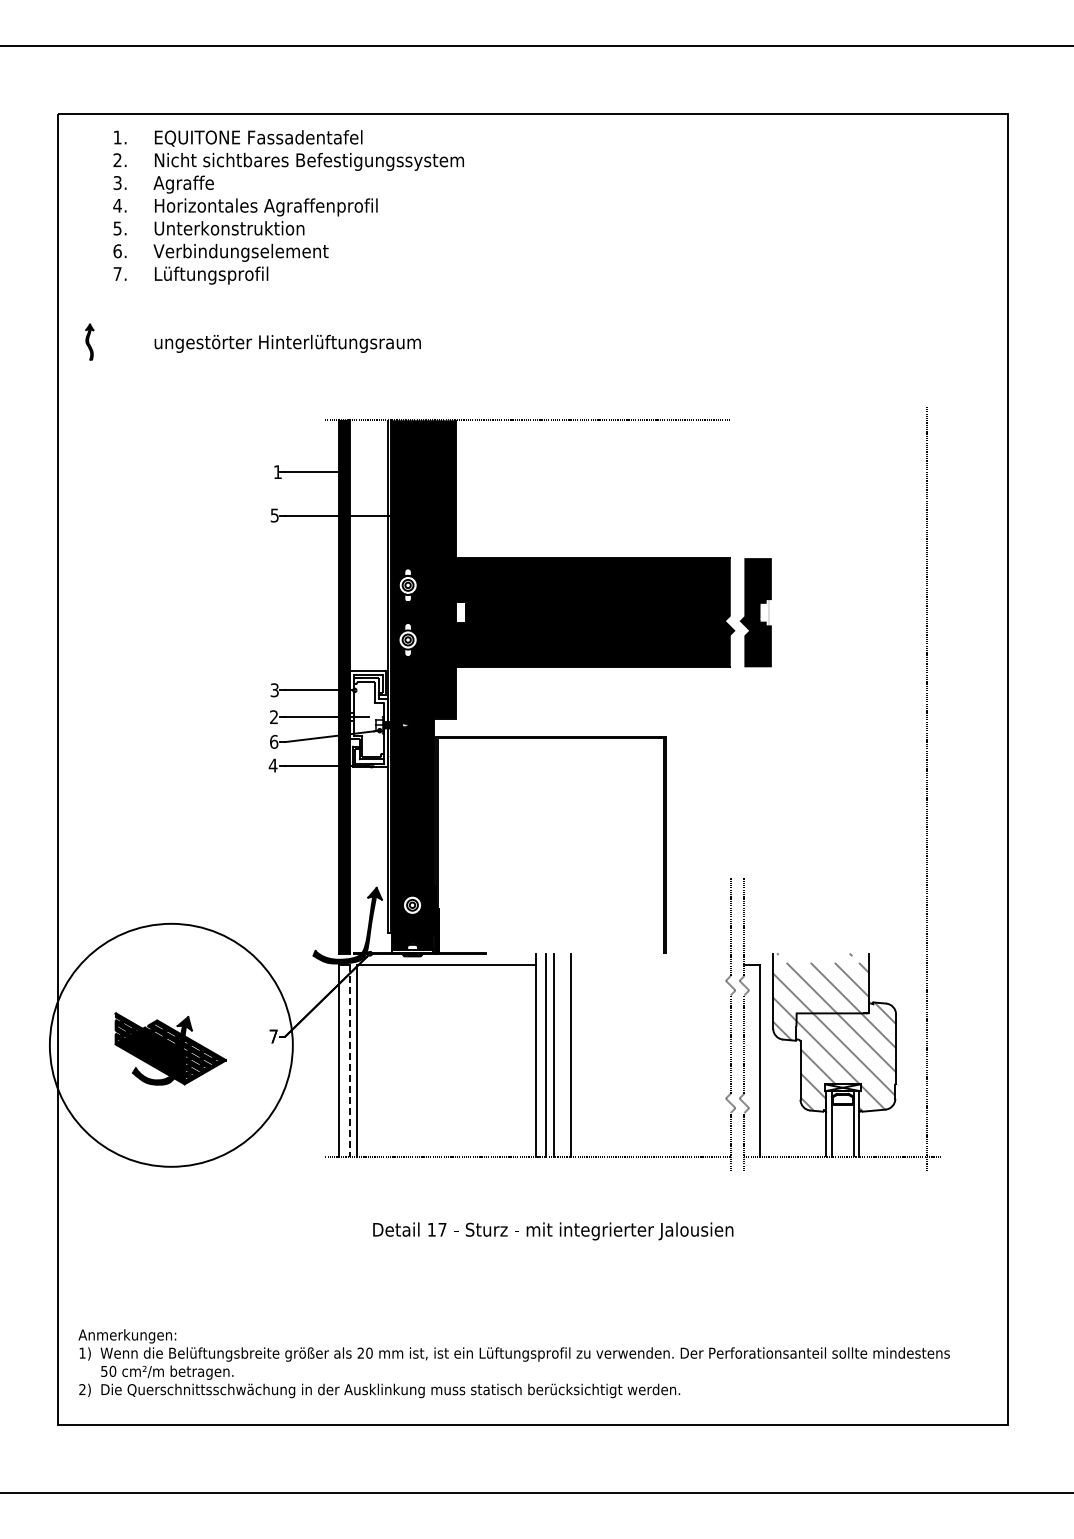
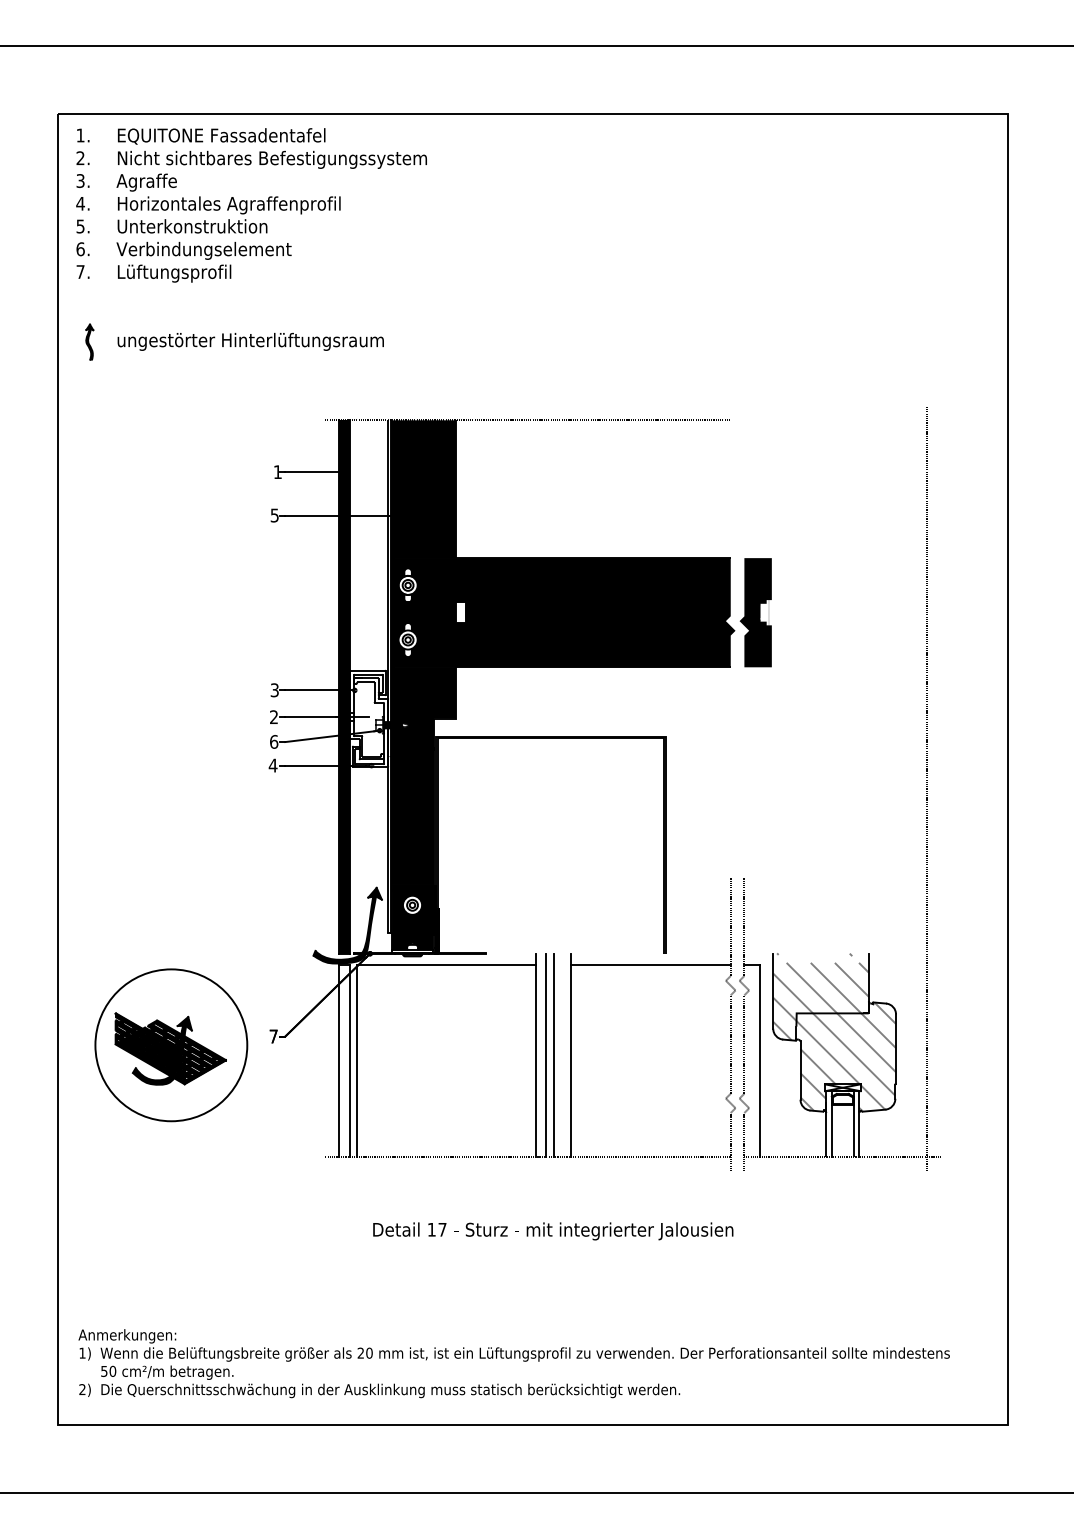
text position: (288, 241) -> (251, 239) (251, 239)
line: none -> present (650, 965)
circle diameter: 243 px -> 152 px (171, 1045)
line: dashed -> solid (350, 1061)
